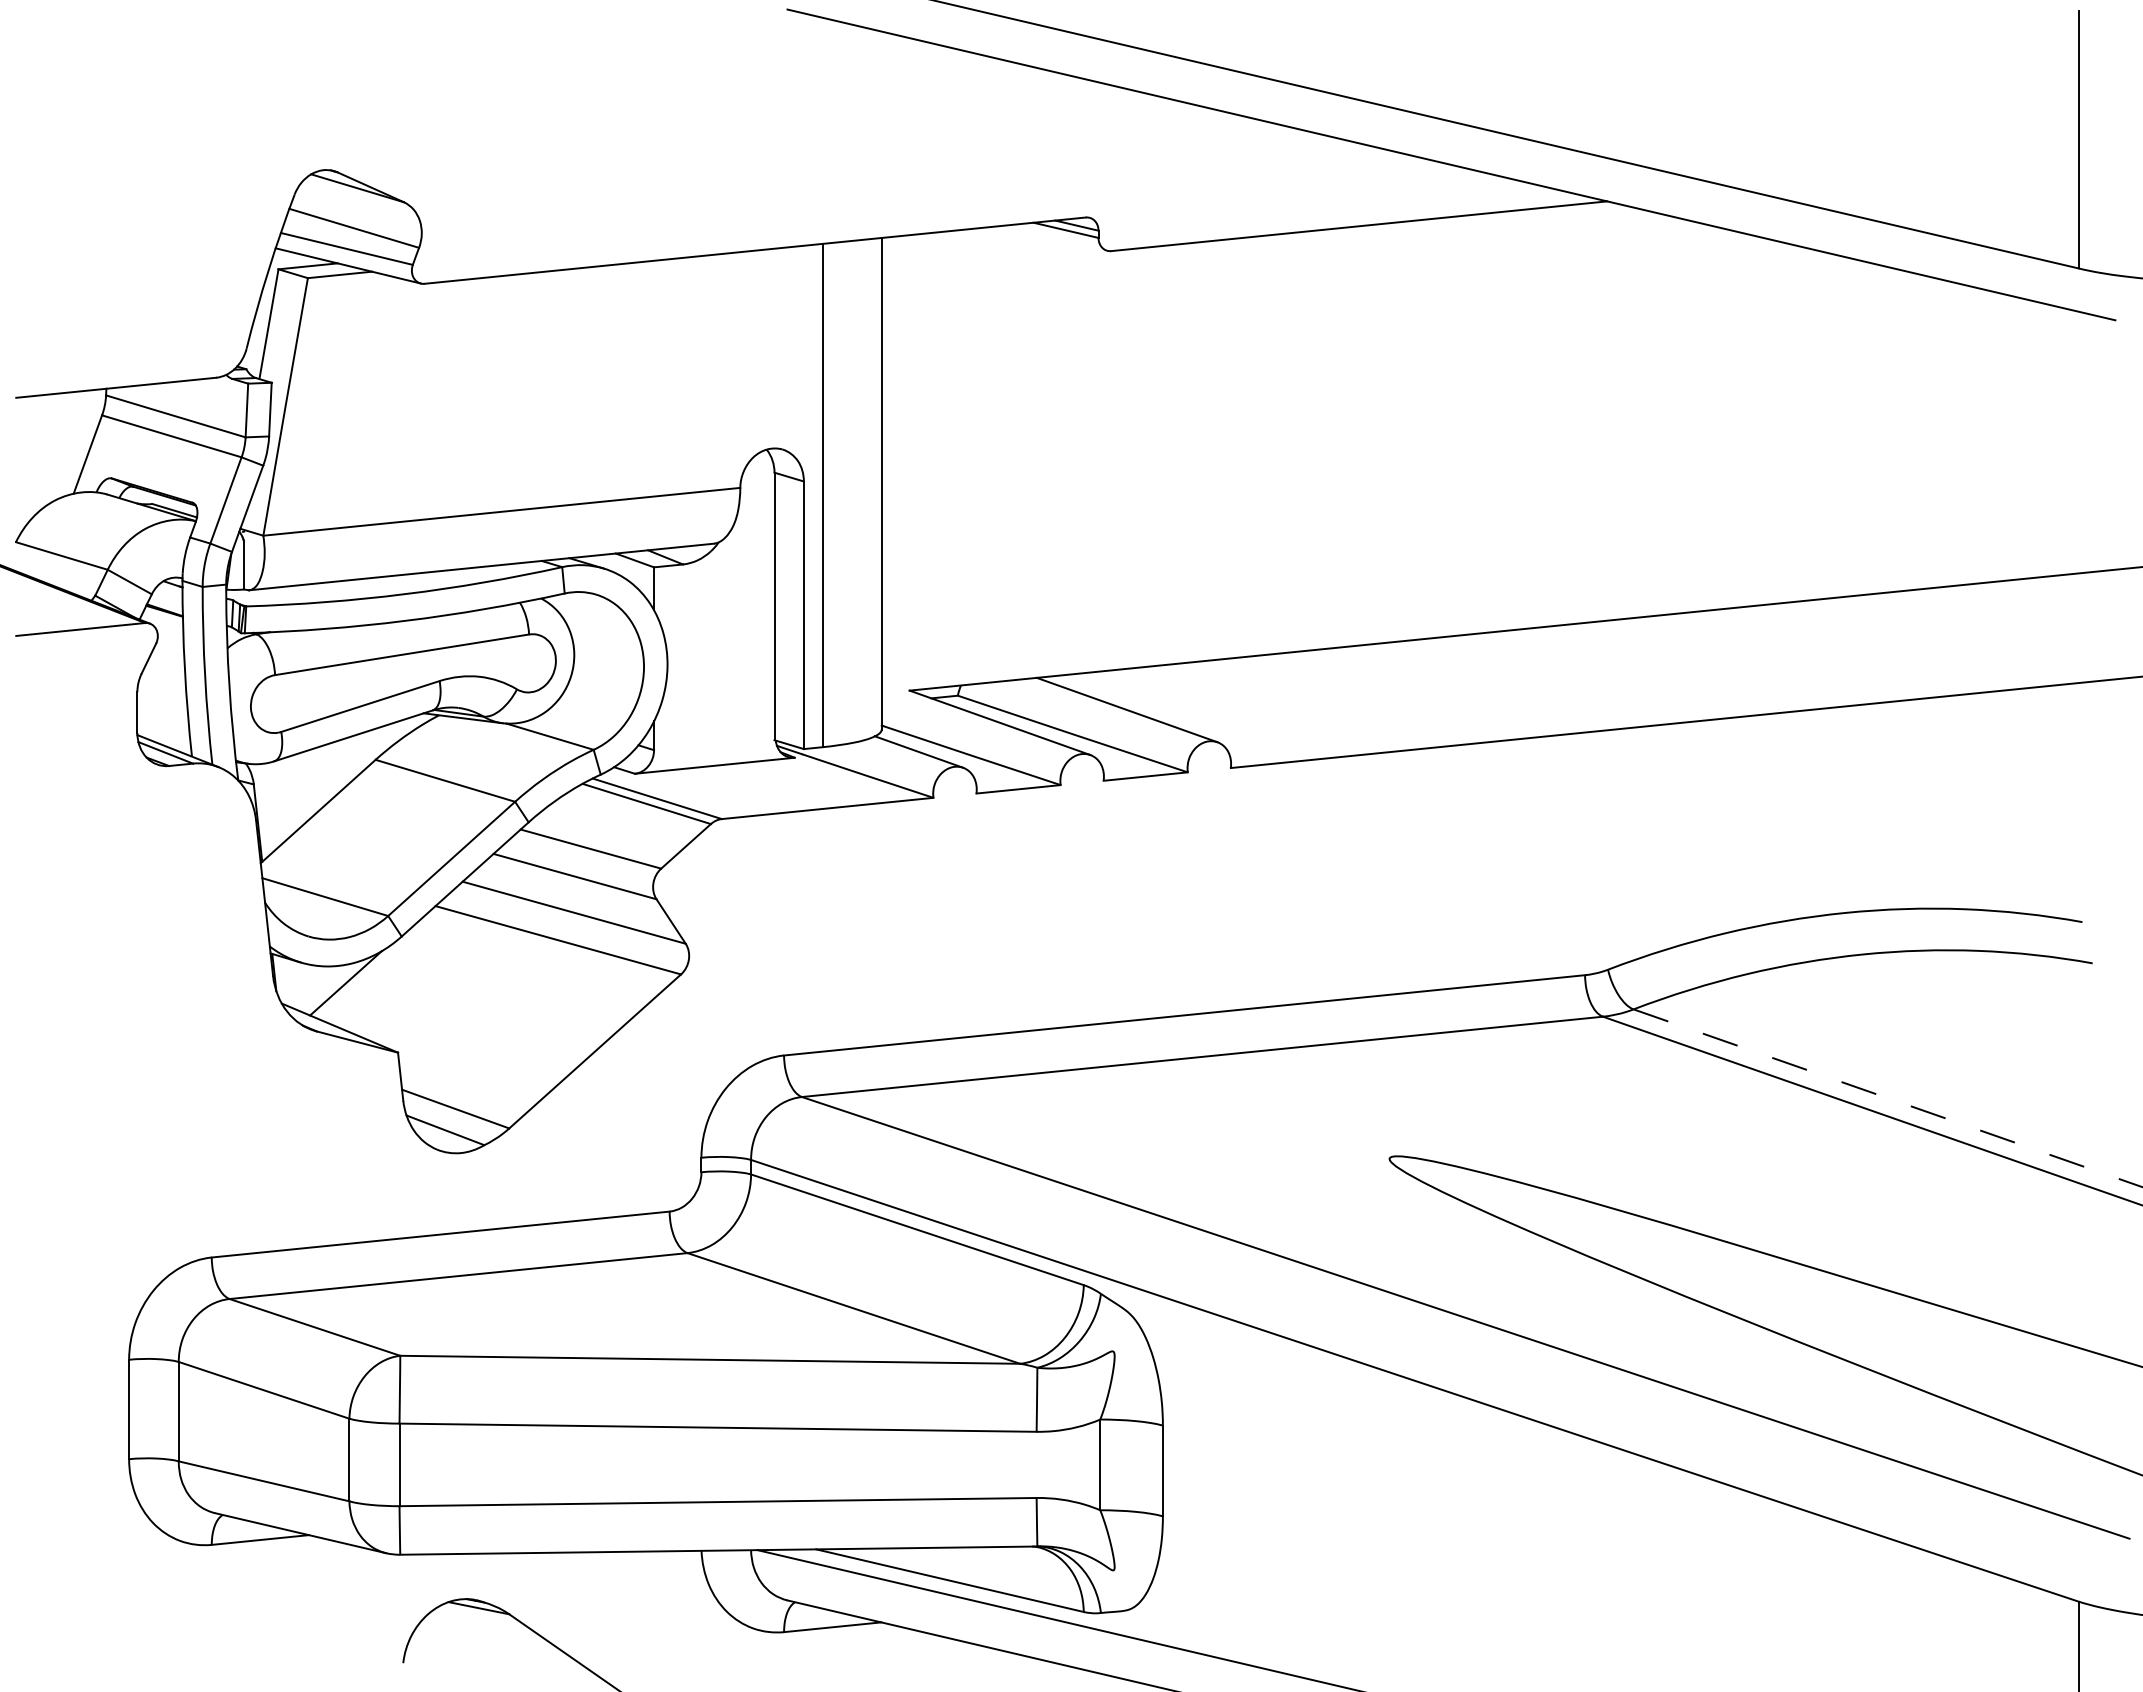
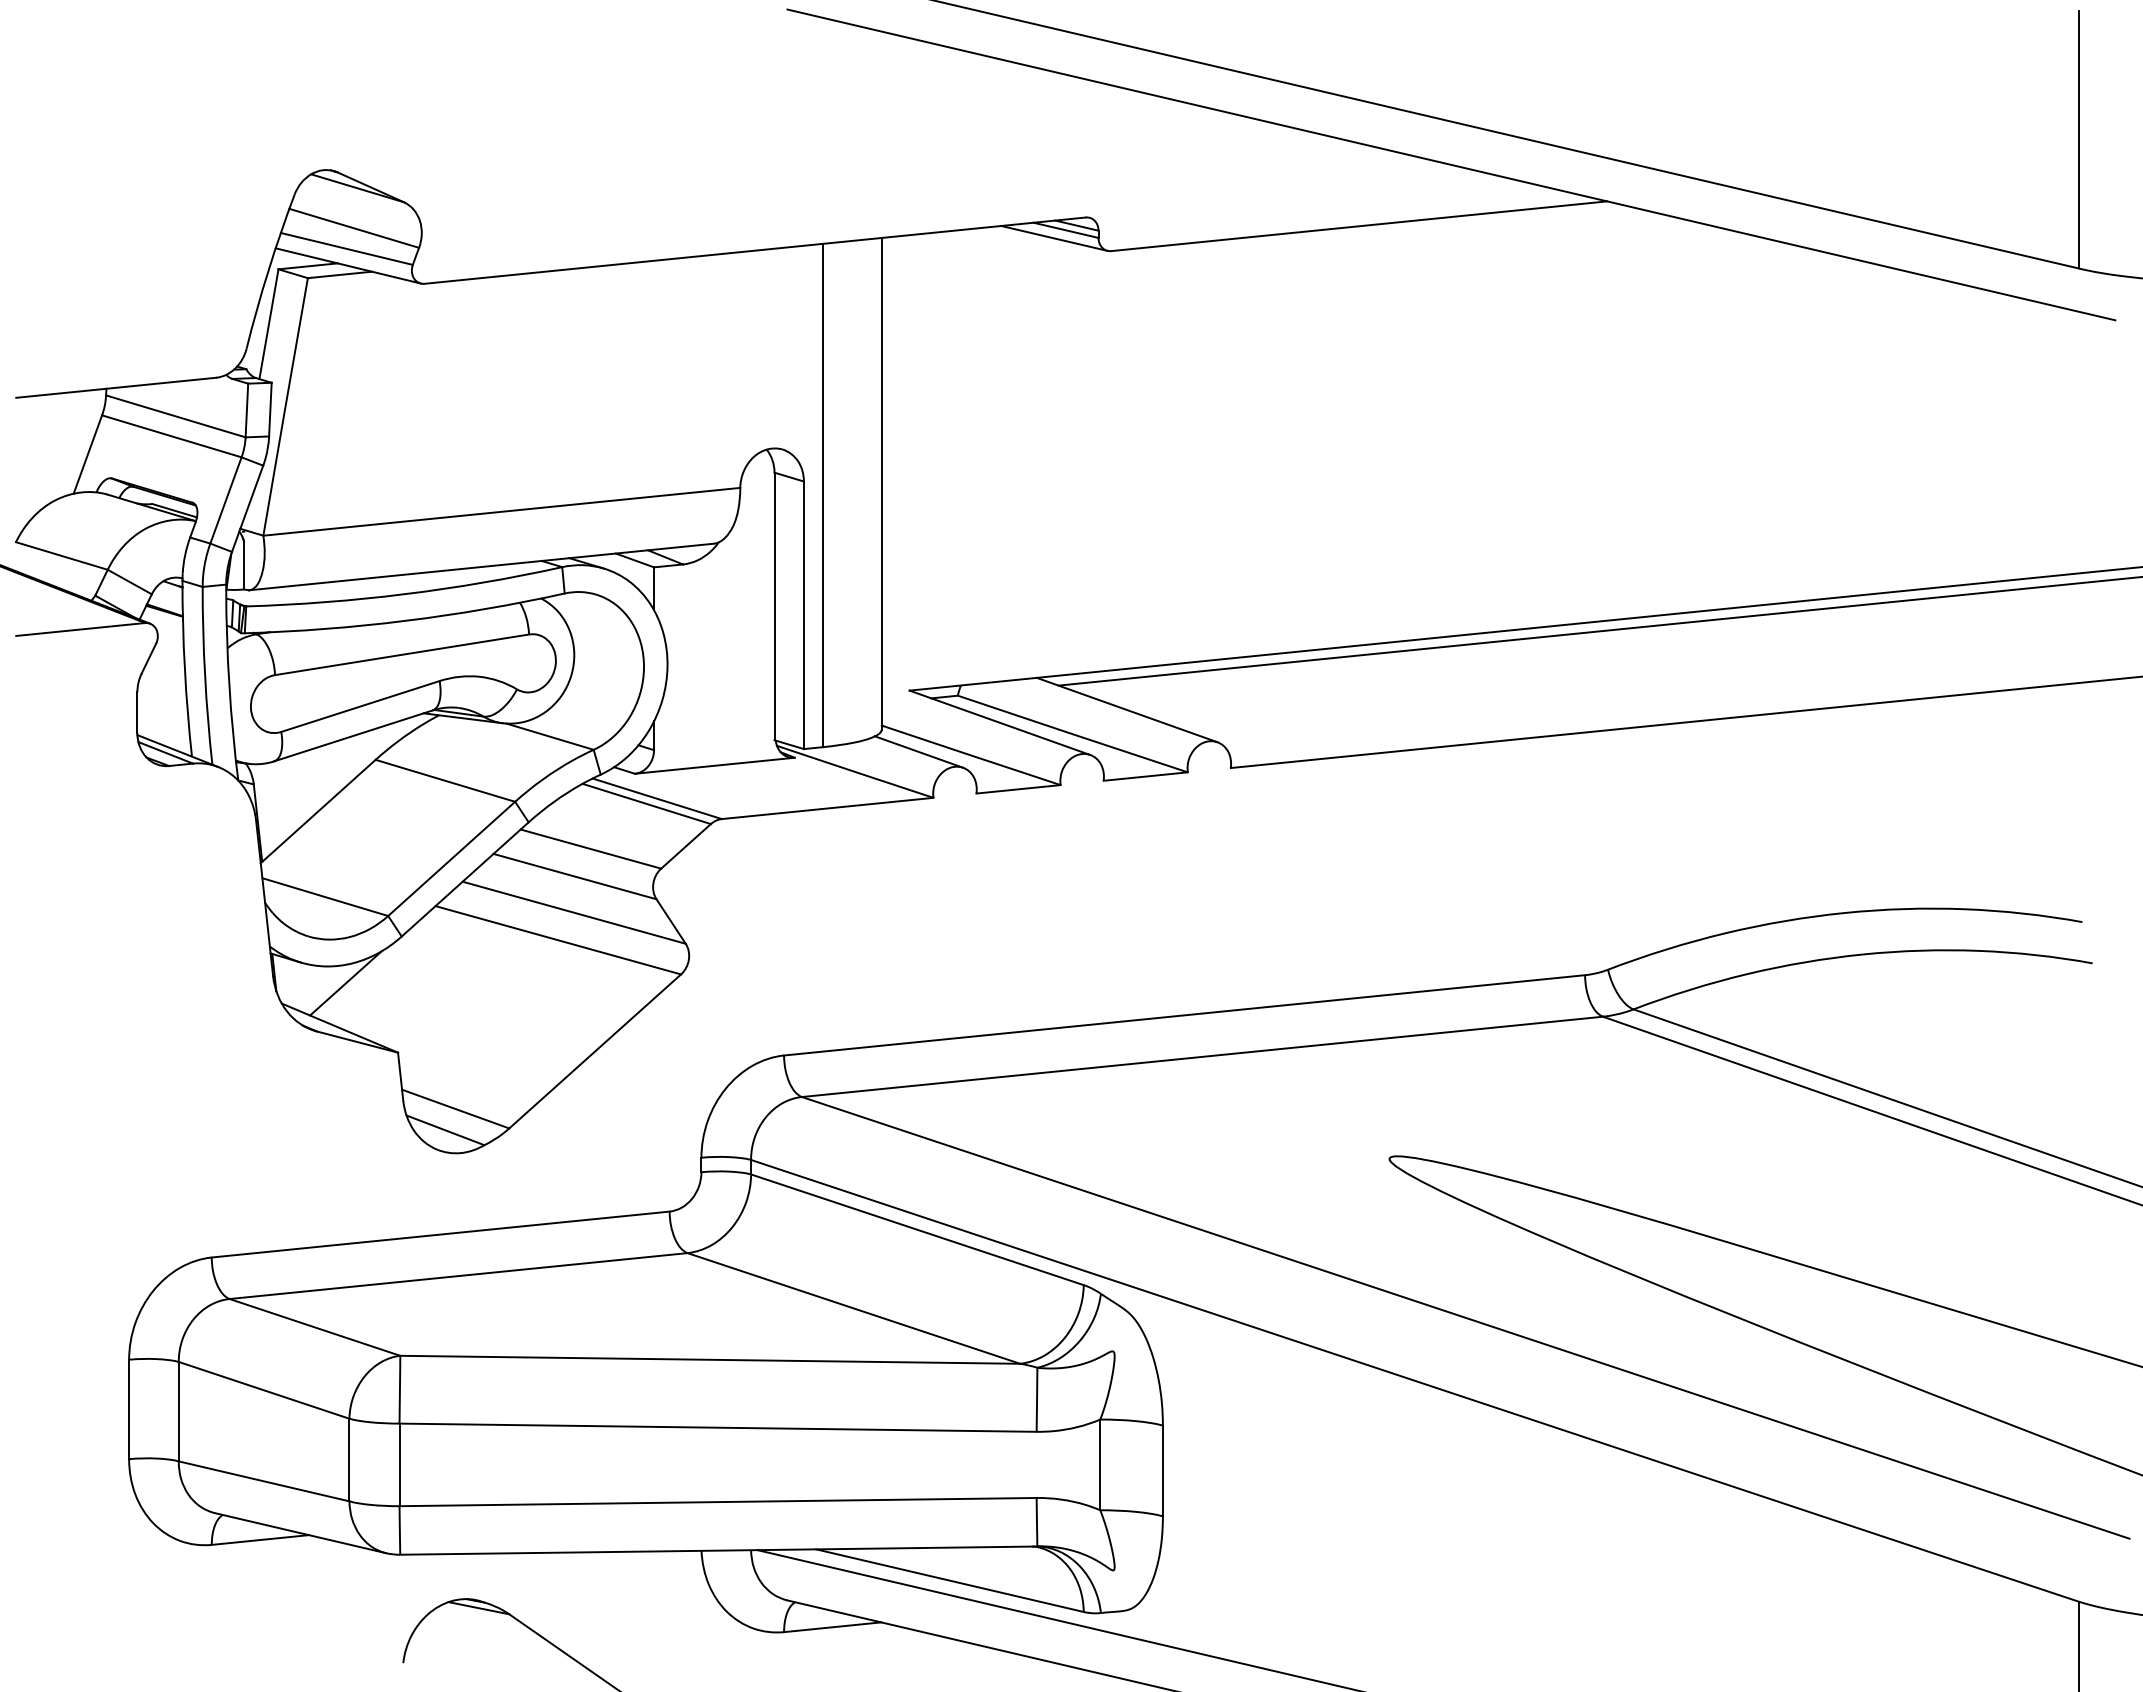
line: none -> present (1054, 238)
line: none -> present (1598, 631)
line: dashed -> solid (1888, 1098)
